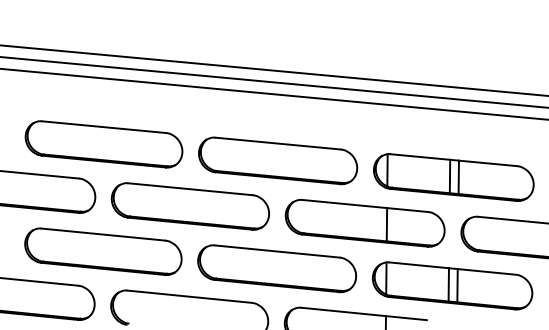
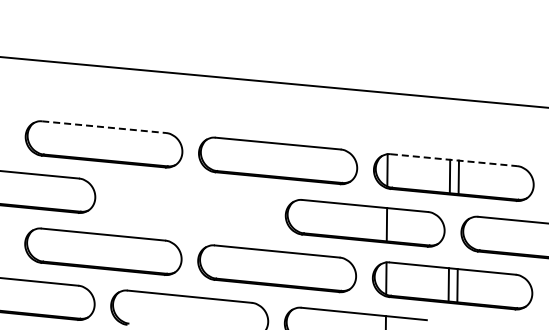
line: present -> none (273, 70)
line: present -> none (273, 93)
line: solid -> dashed (104, 127)
line: solid -> dashed (454, 160)
part: present -> none (189, 206)
